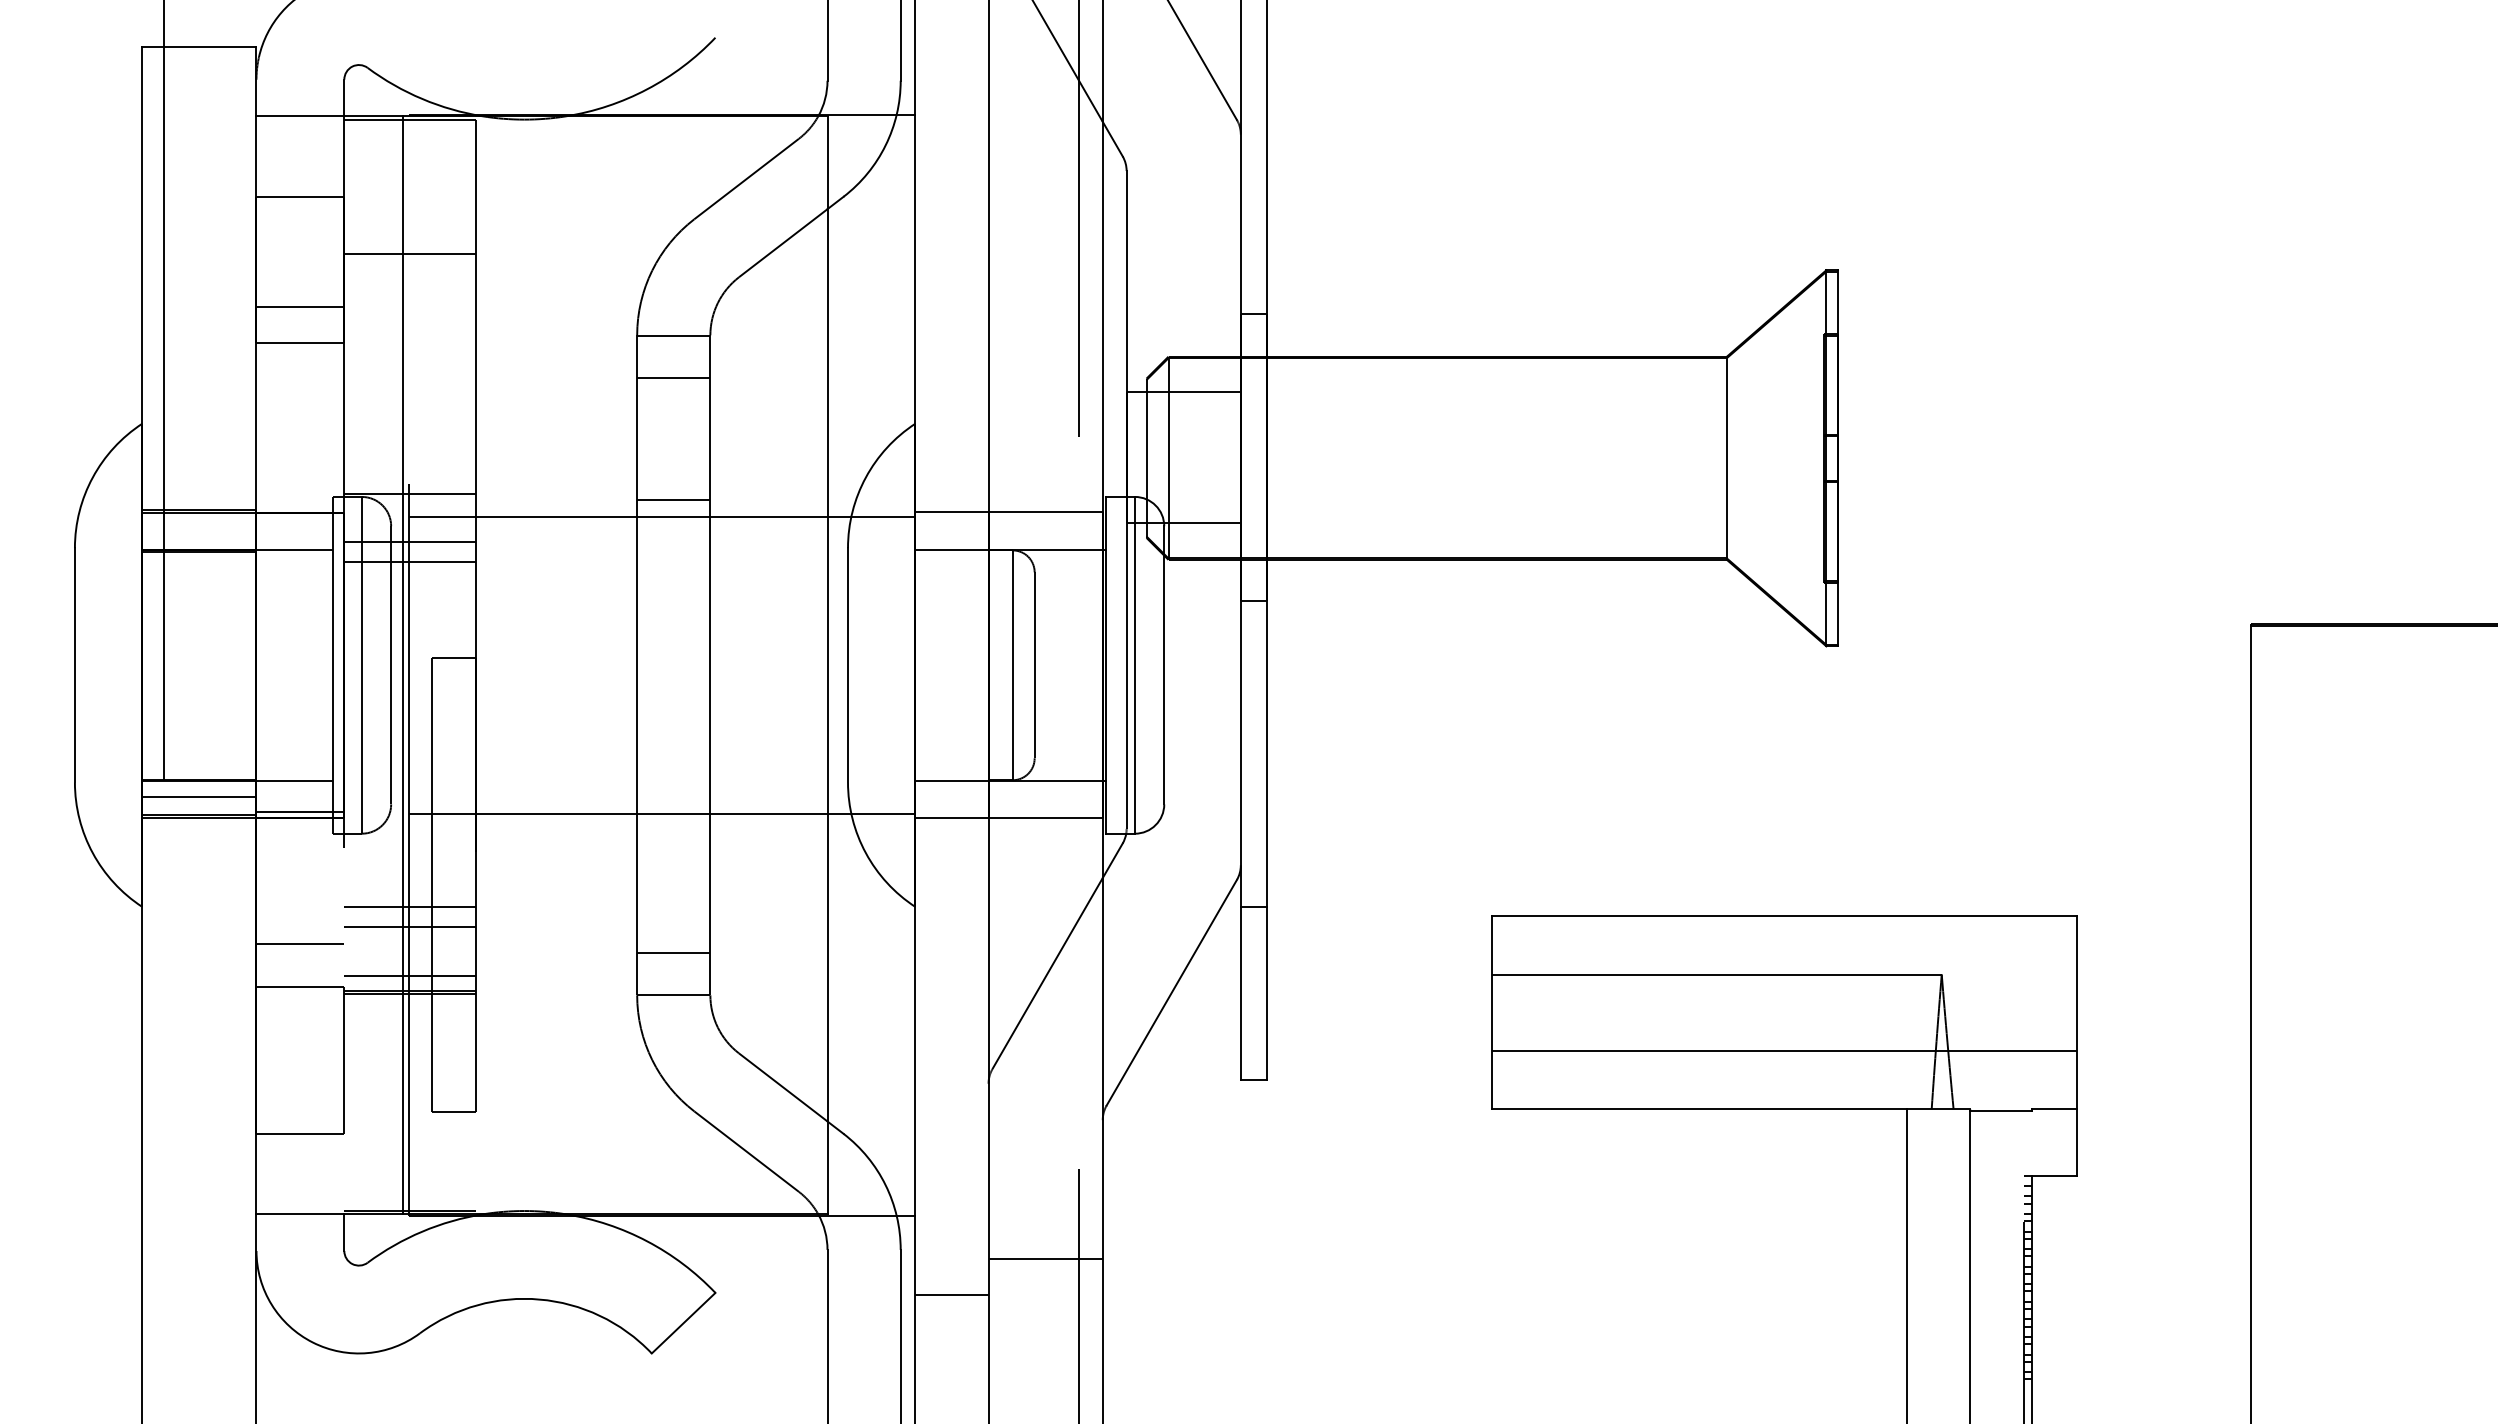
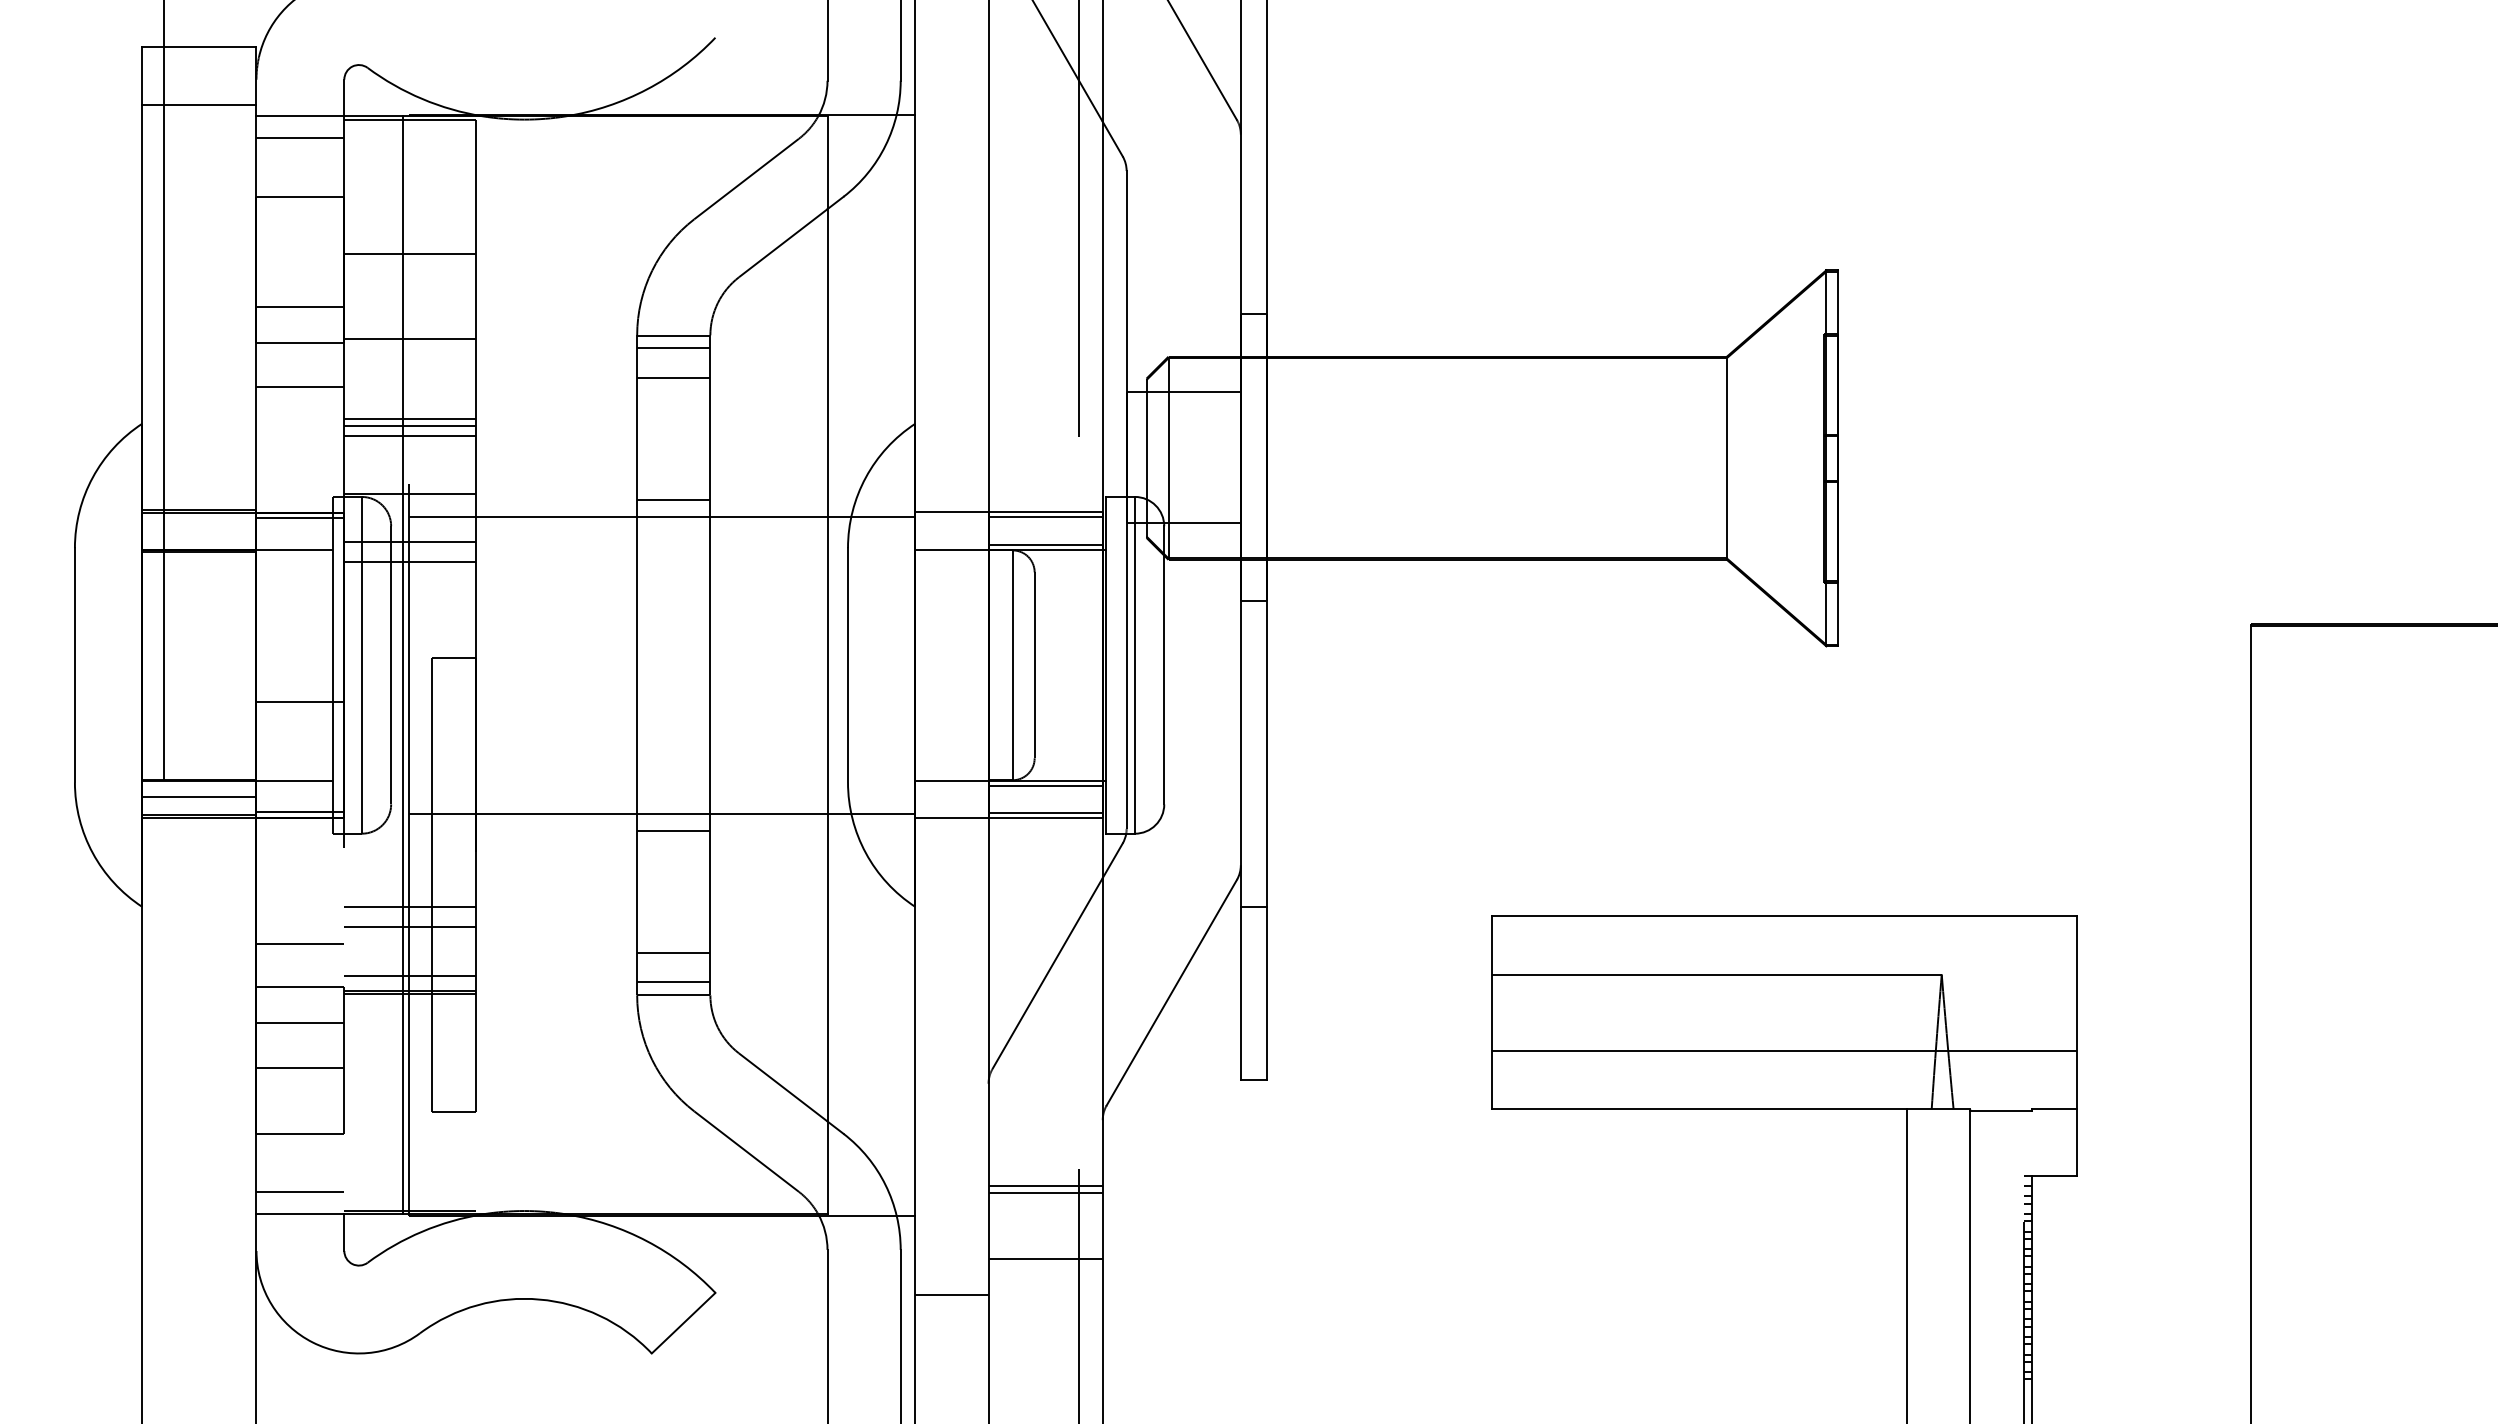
line: none -> present (199, 104)
line: none -> present (300, 138)
line: none -> present (410, 339)
line: none -> present (673, 348)
line: none -> present (300, 387)
line: none -> present (410, 419)
line: none -> present (410, 426)
line: none -> present (410, 435)
line: none -> present (1045, 517)
line: none -> present (300, 518)
line: none -> present (1045, 544)
line: none -> present (300, 701)
line: none -> present (1045, 786)
line: none -> present (1045, 813)
line: none -> present (673, 830)
line: none -> present (673, 982)
line: none -> present (300, 1023)
line: none -> present (300, 1067)
line: none -> present (1045, 1185)
line: none -> present (300, 1192)
line: none -> present (1045, 1192)
